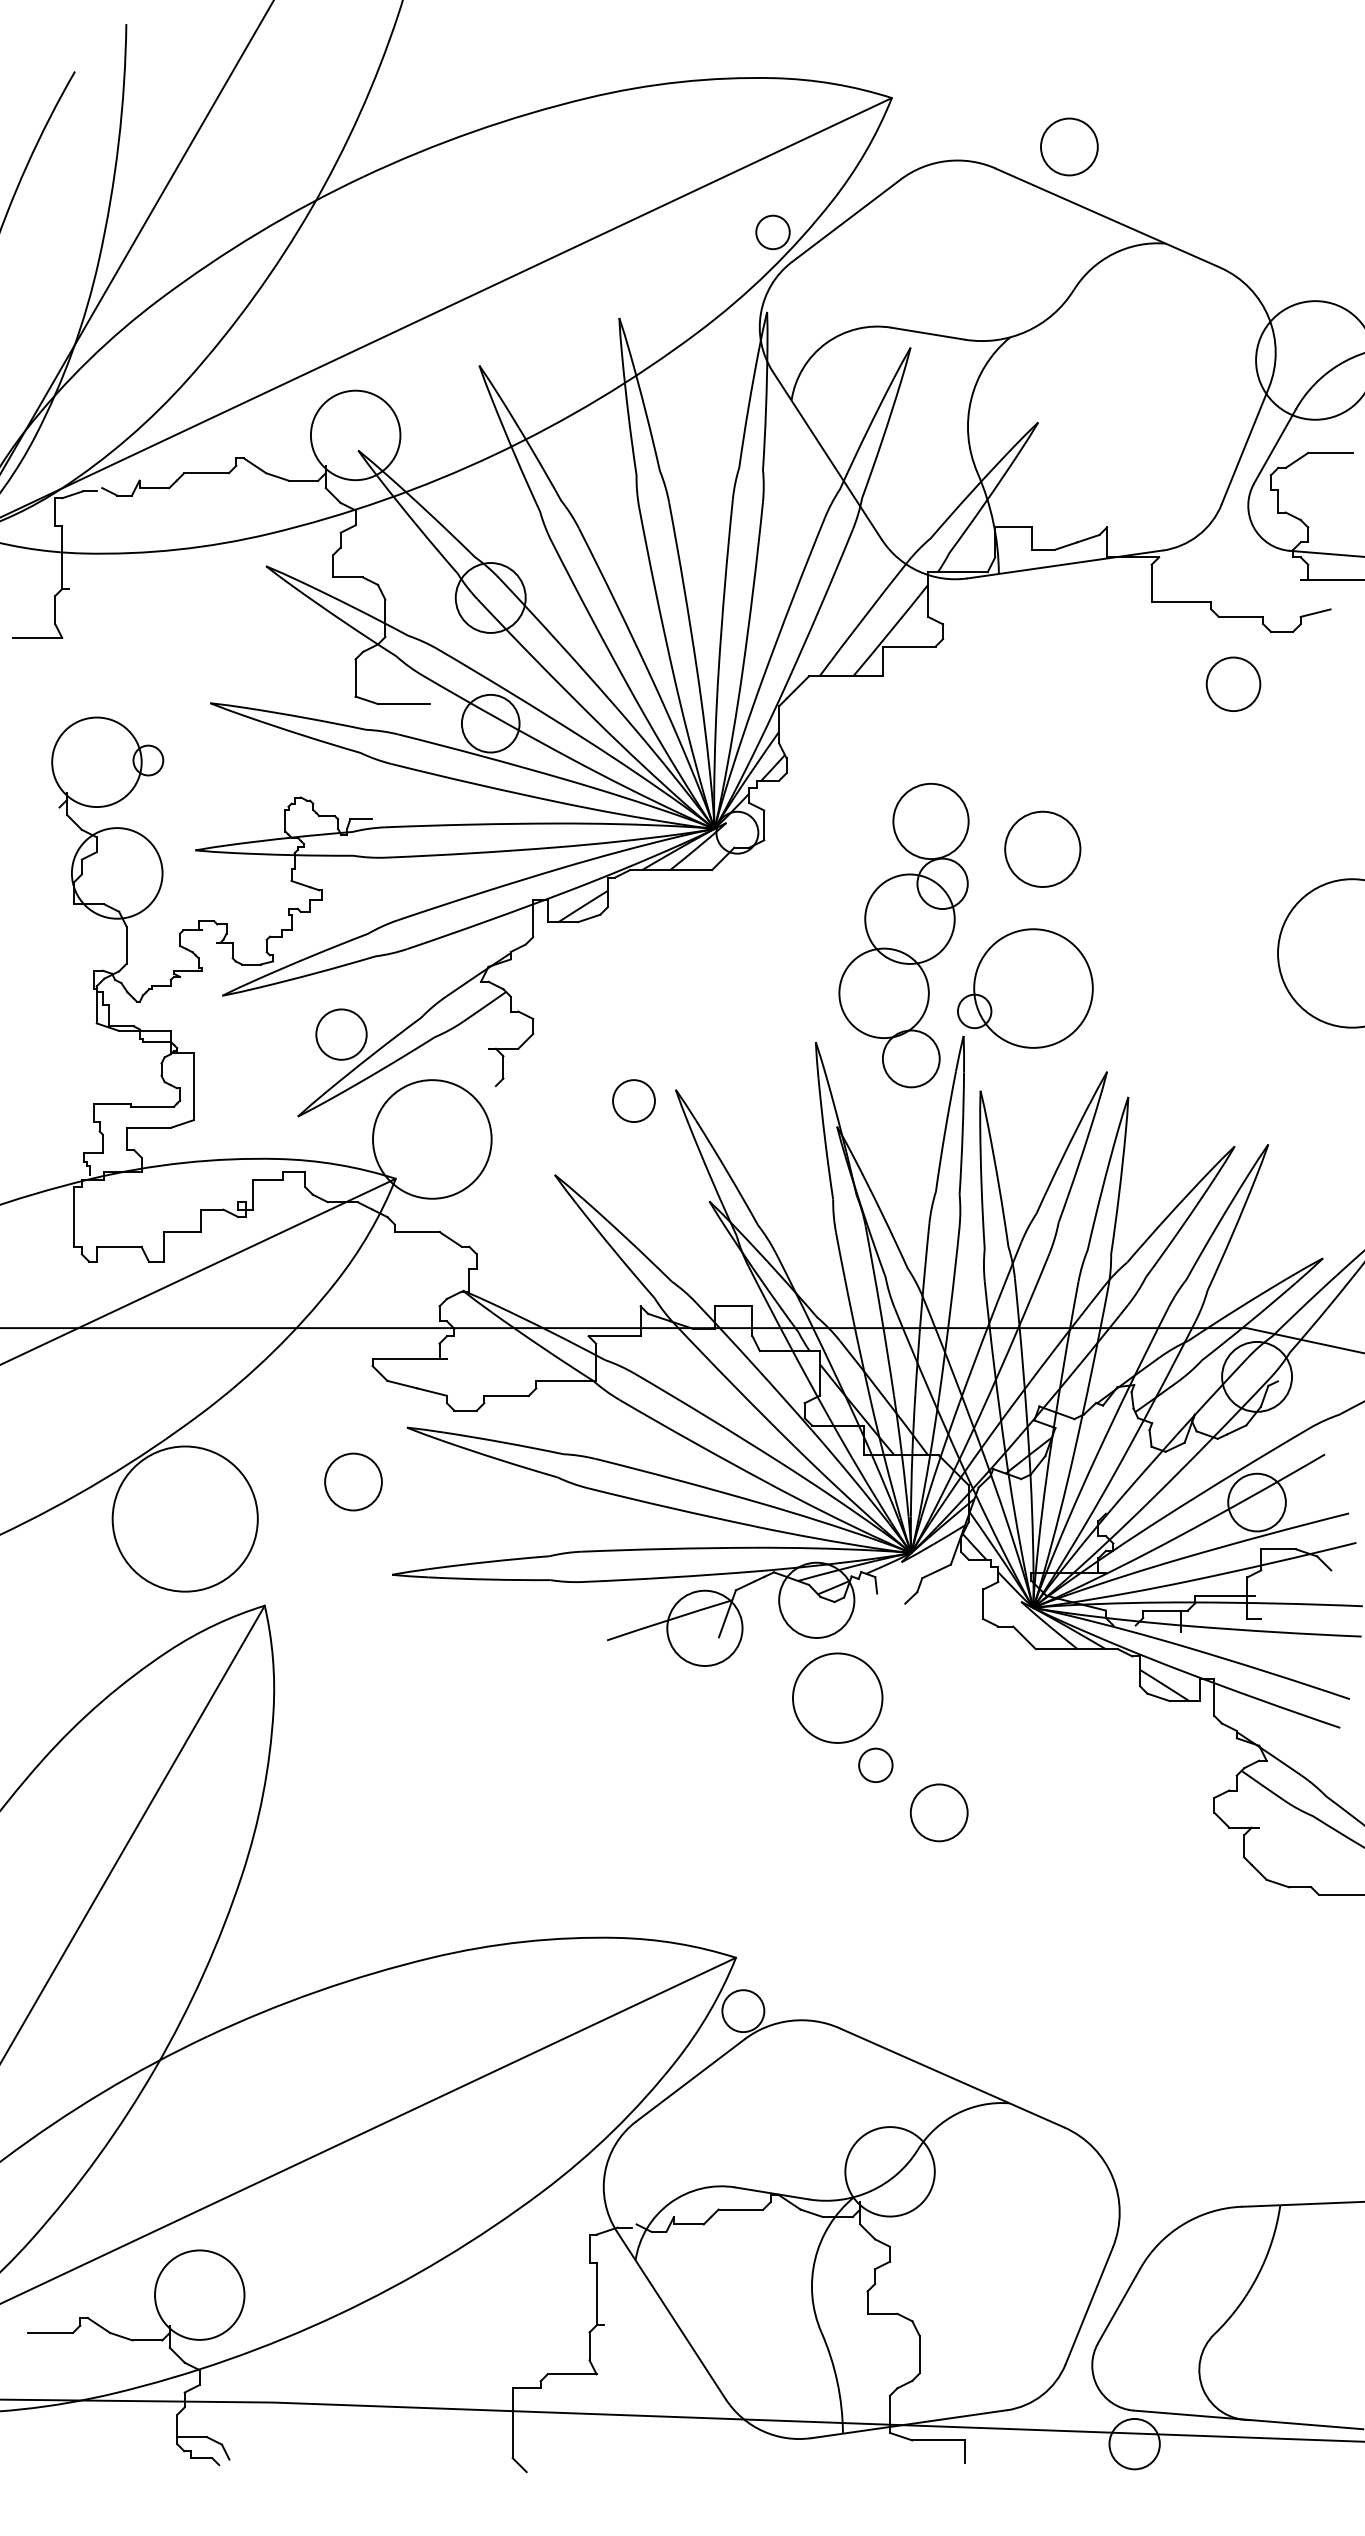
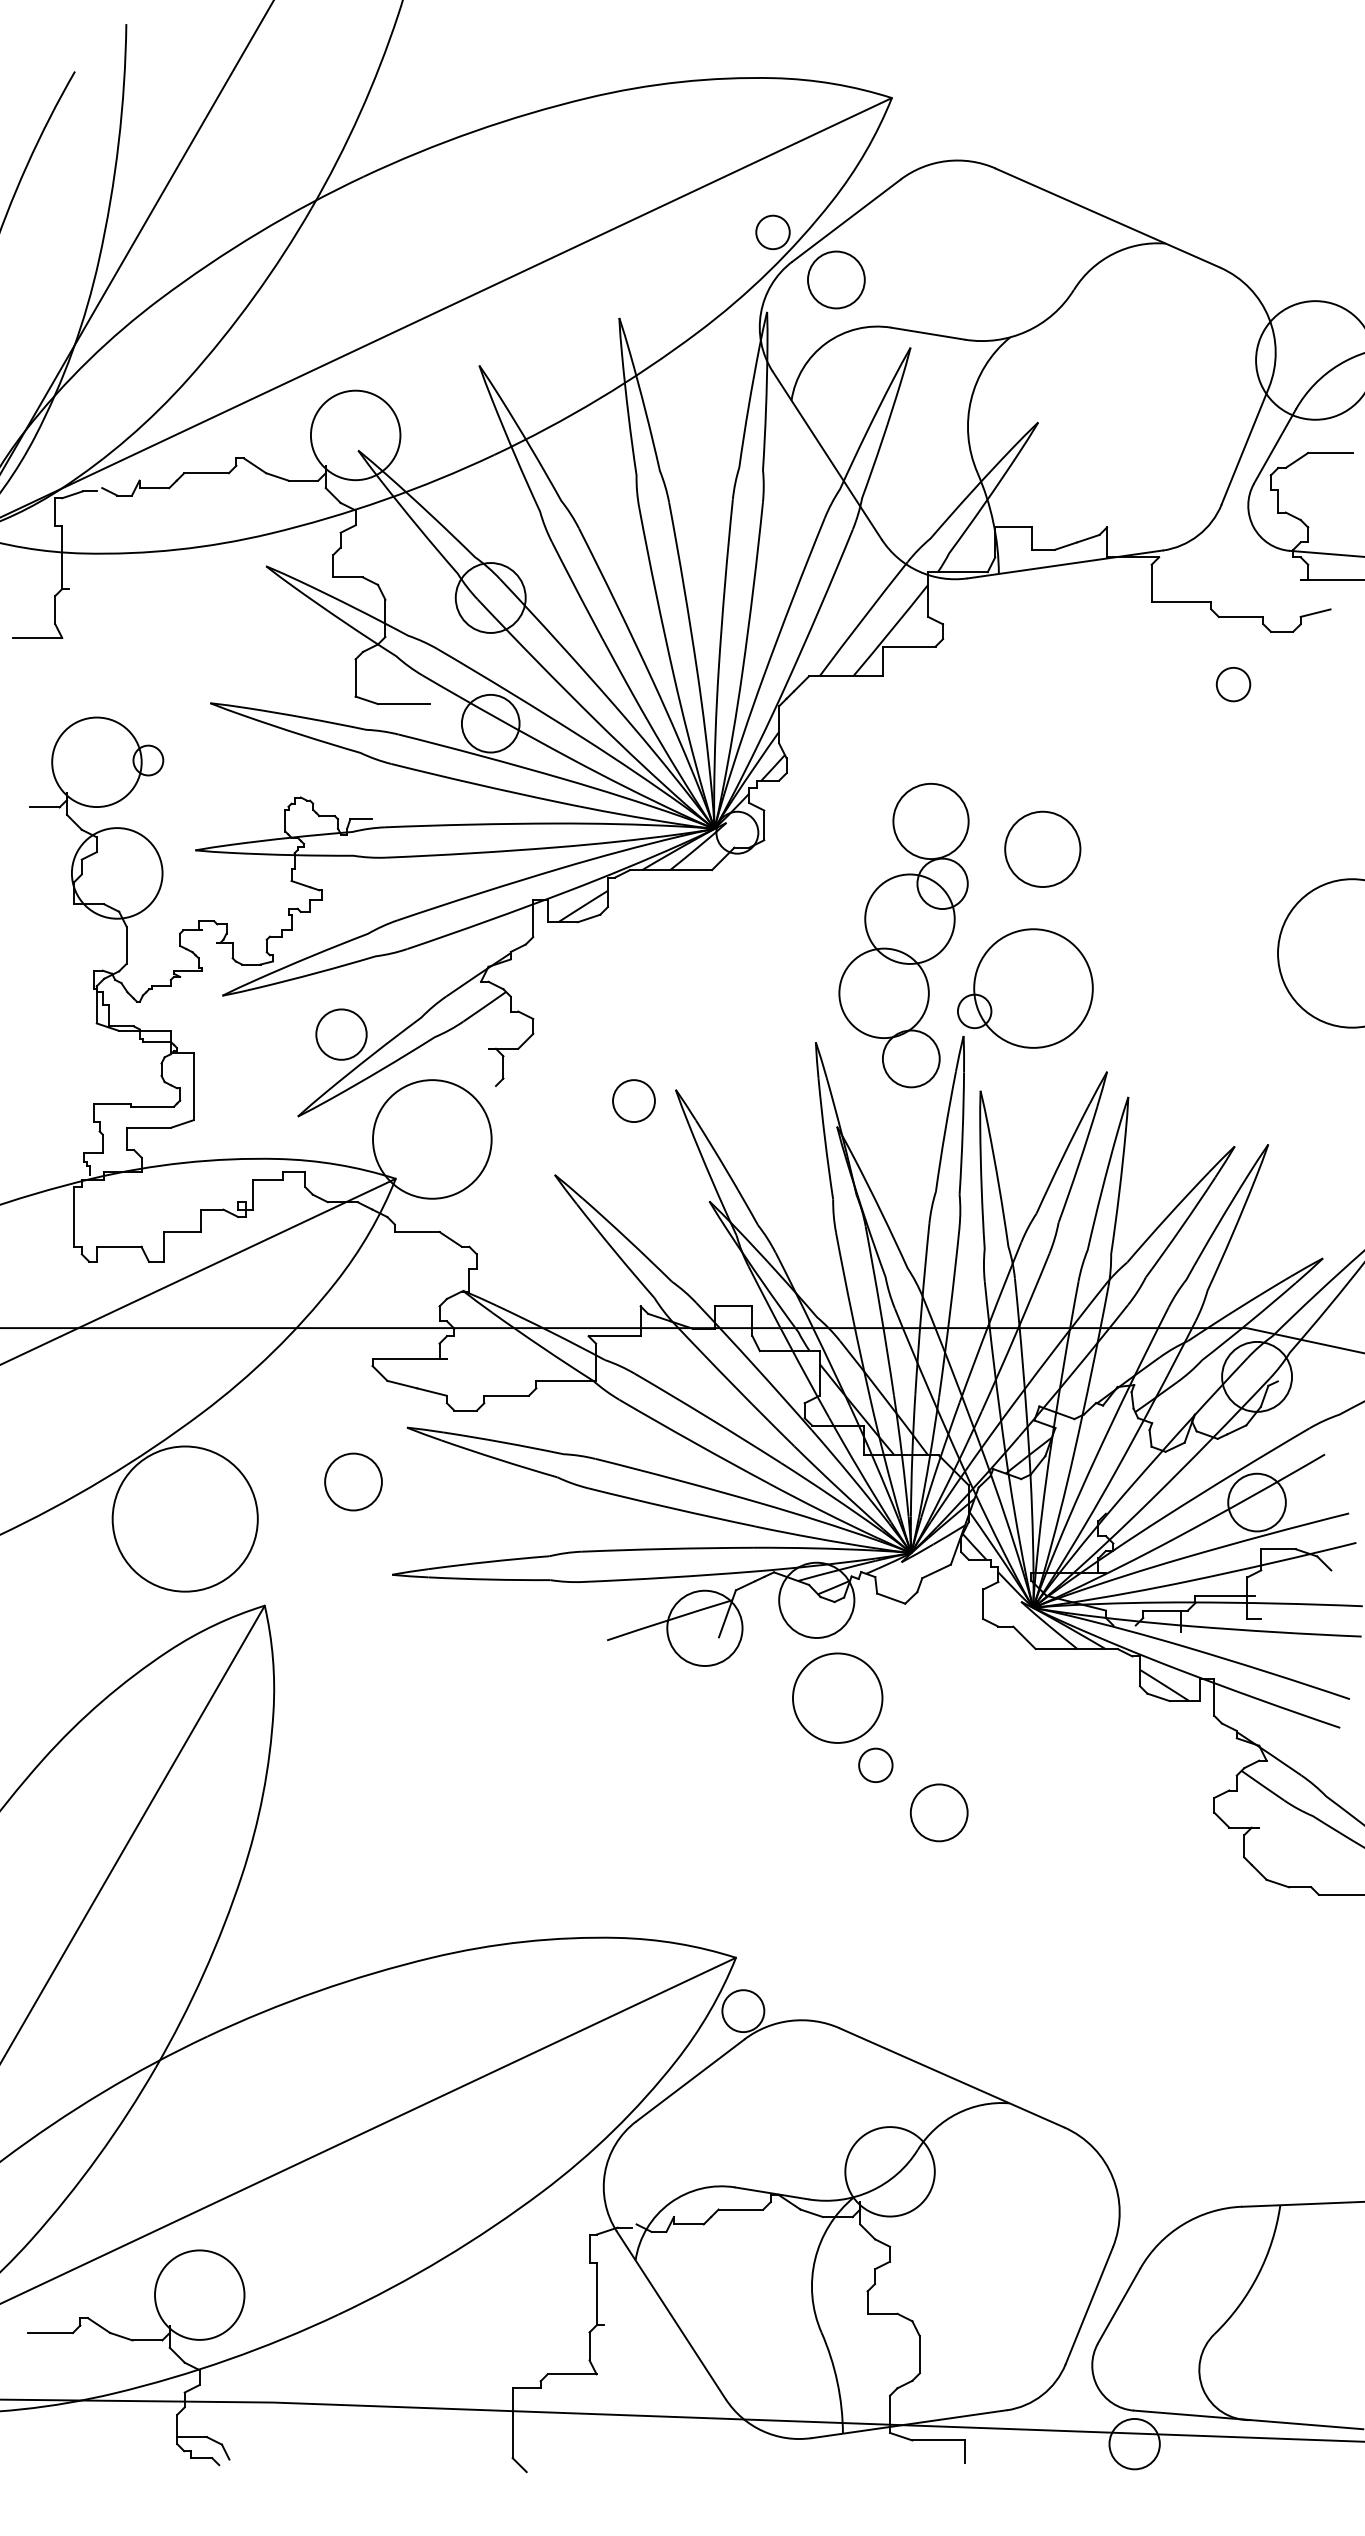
circle position: (1069, 146) -> (836, 279) (836, 279)
circle size: 57x56 px -> 37x36 px (1233, 684)
line: none -> present (44, 807)
line: none -> present (891, 1598)
